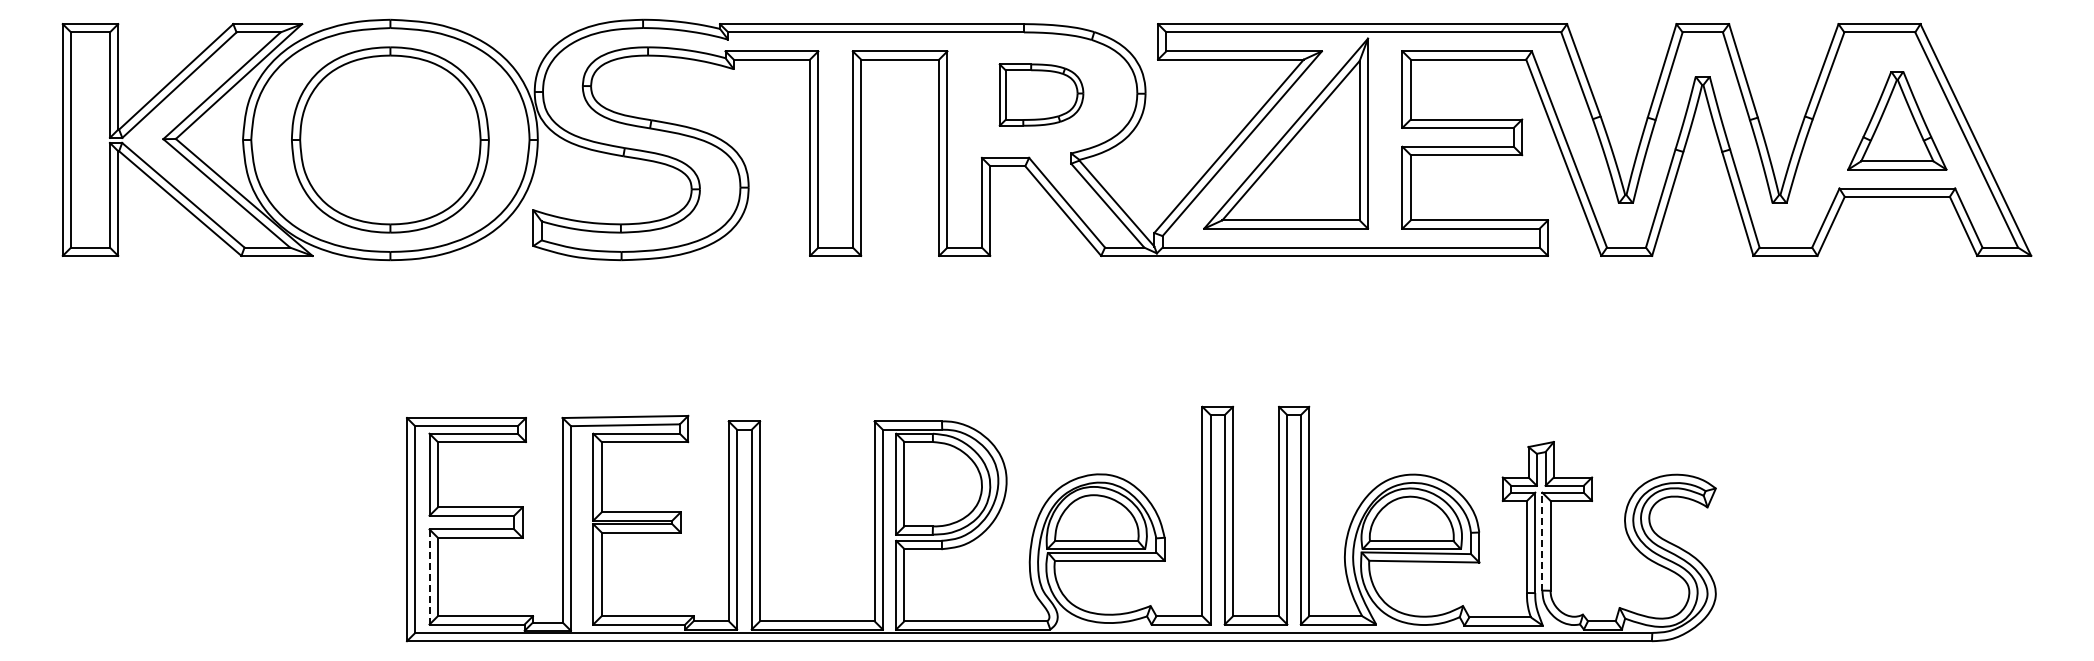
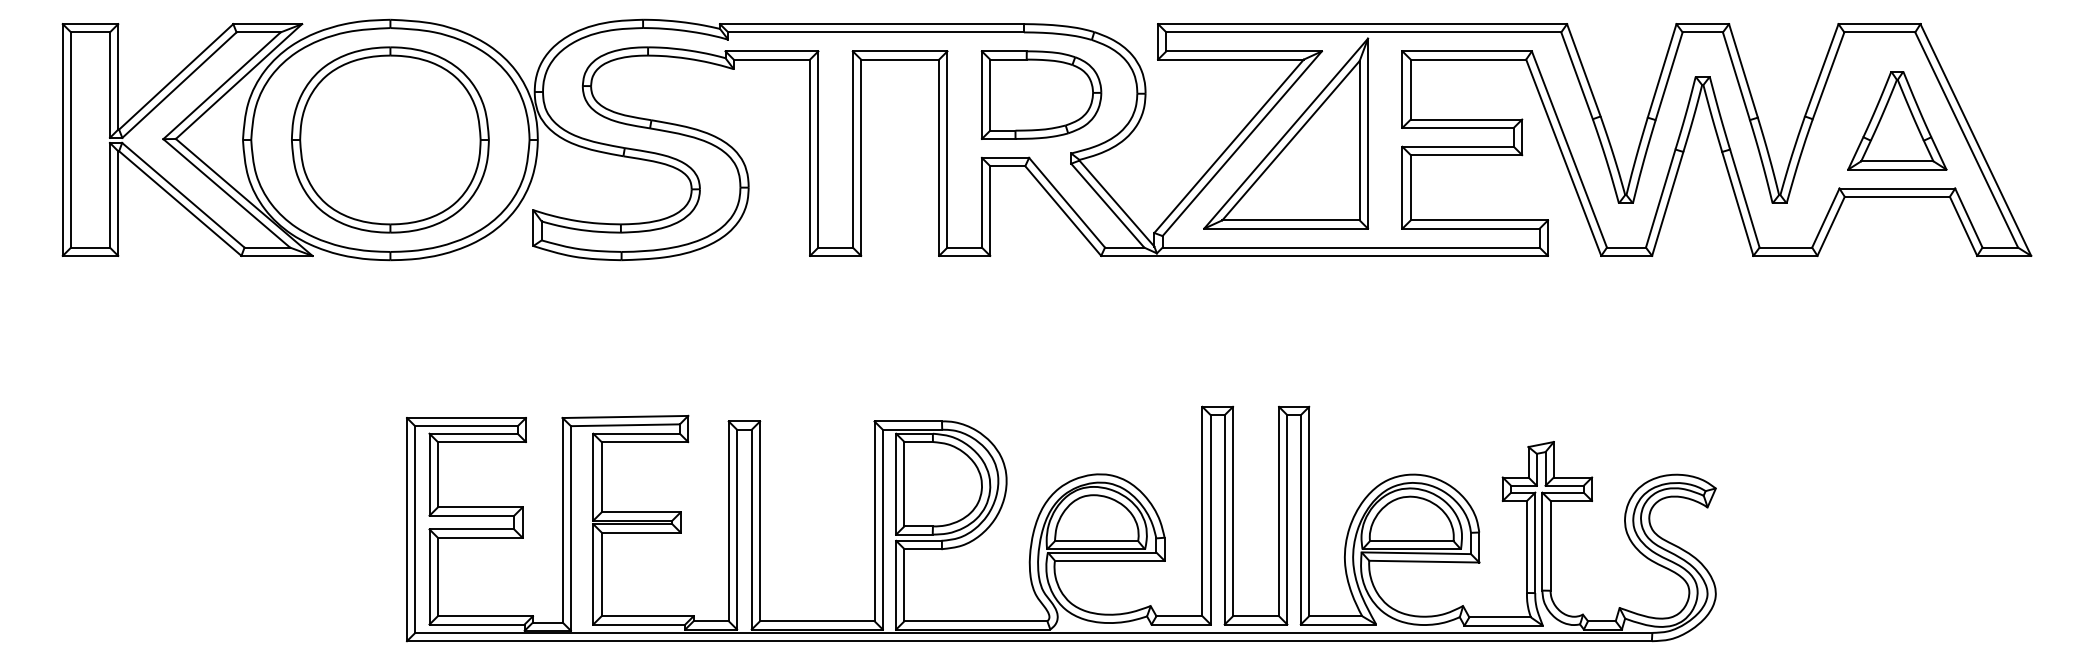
part size: 87x64 px -> 123x90 px (1041, 94)
line: dashed -> solid (1542, 541)
line: dashed -> solid (429, 576)
